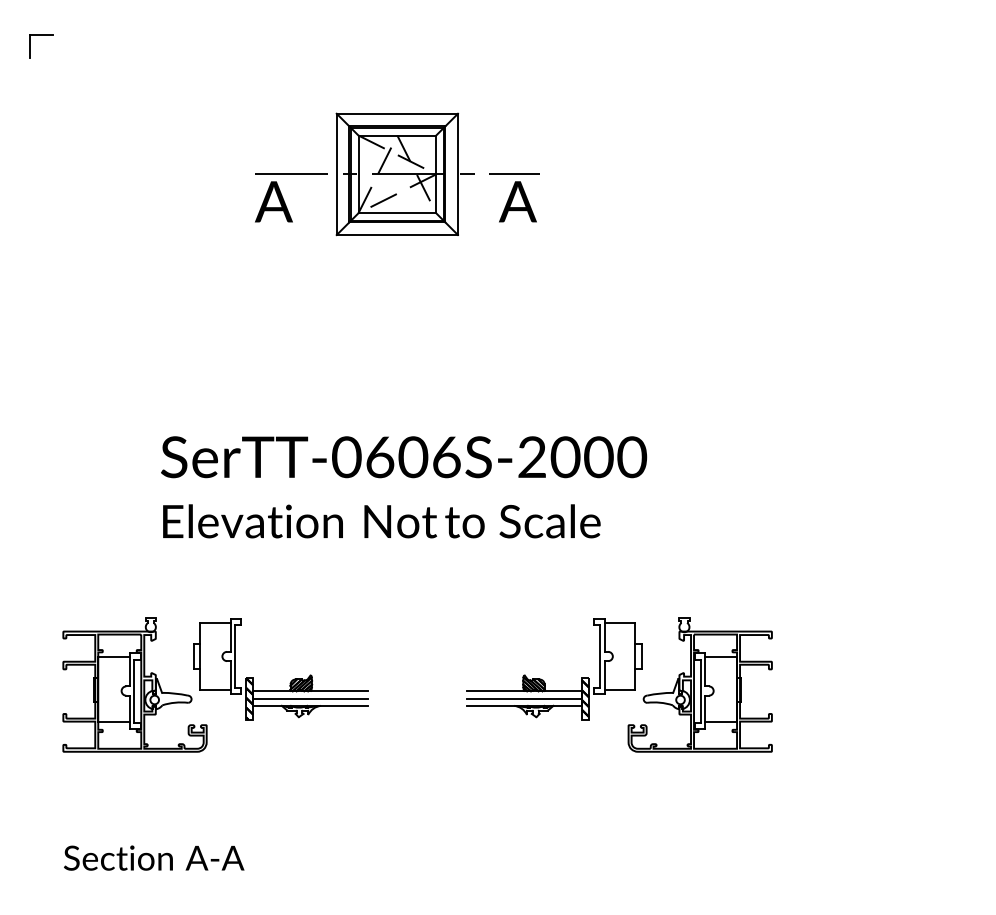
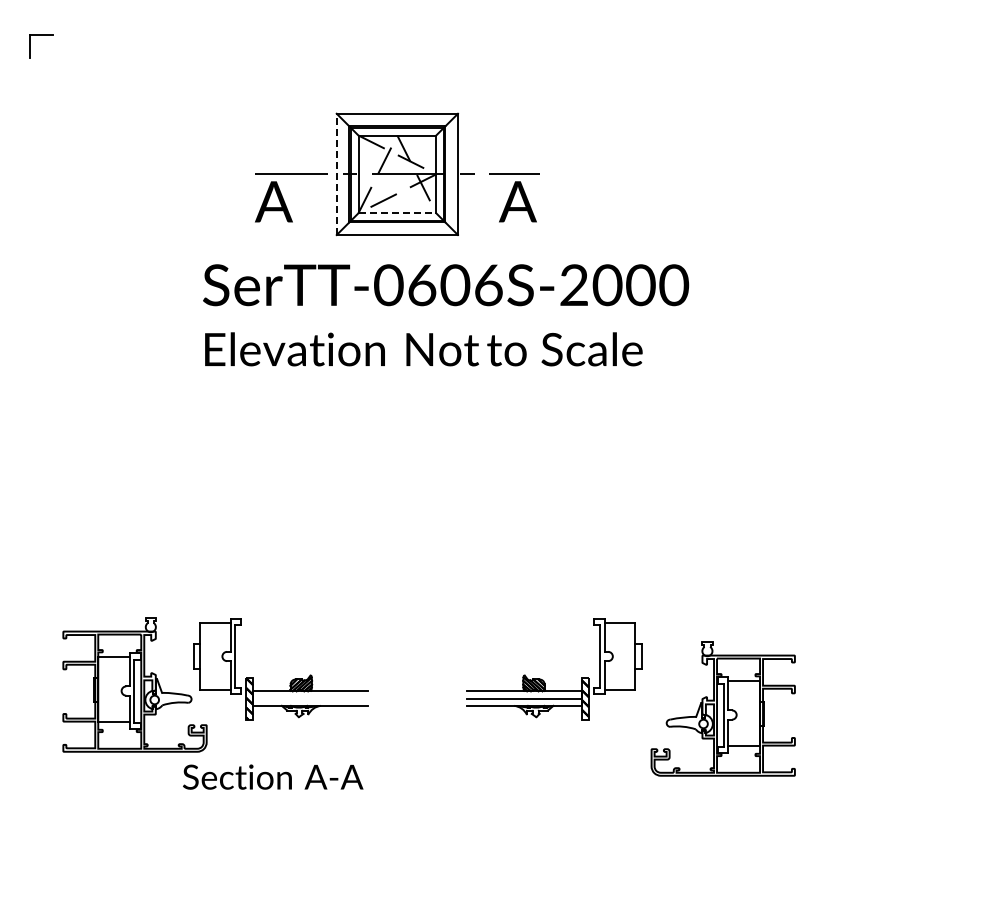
line: solid -> dashed (336, 174)
line: solid -> dashed (397, 213)
text position: (404, 487) -> (446, 315) (446, 315)
part position: (699, 684) -> (722, 708) (722, 708)
line: present -> none (310, 698)
text position: (154, 857) -> (273, 776) (273, 776)
